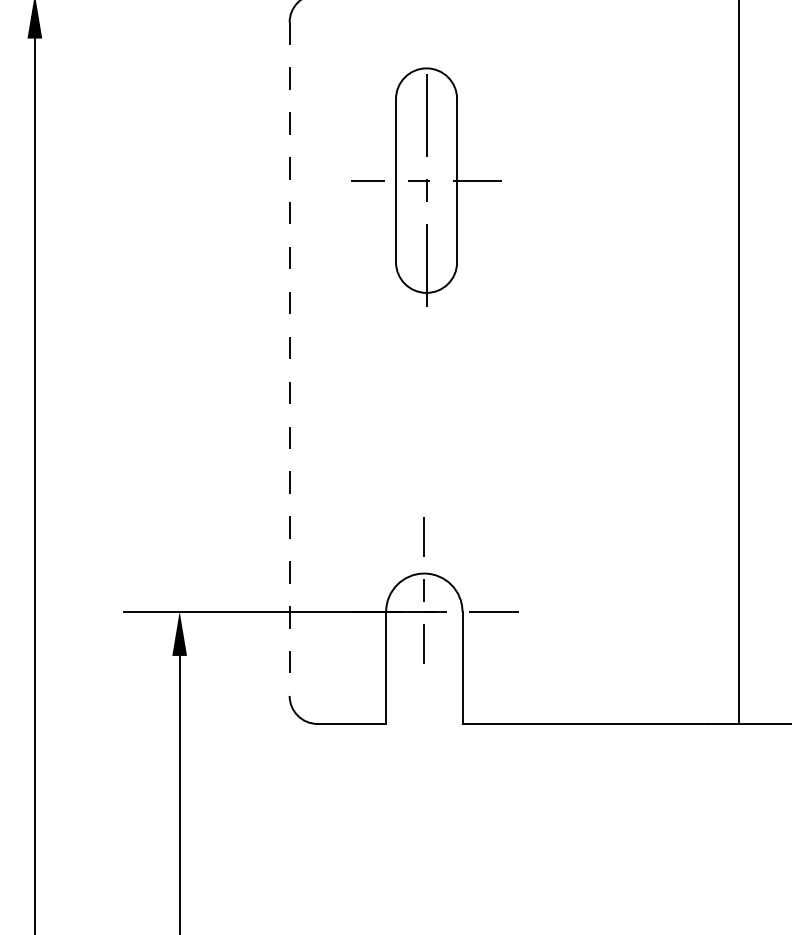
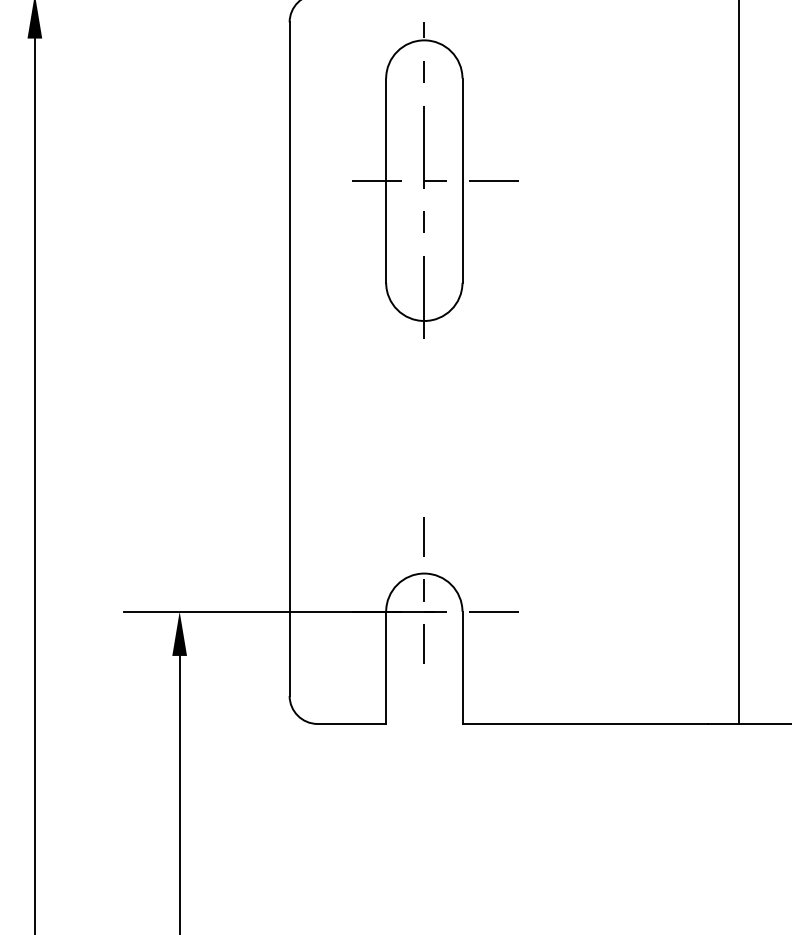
part size: 140x240 px -> 167x317 px (435, 180)
line: dashed -> solid (289, 359)
